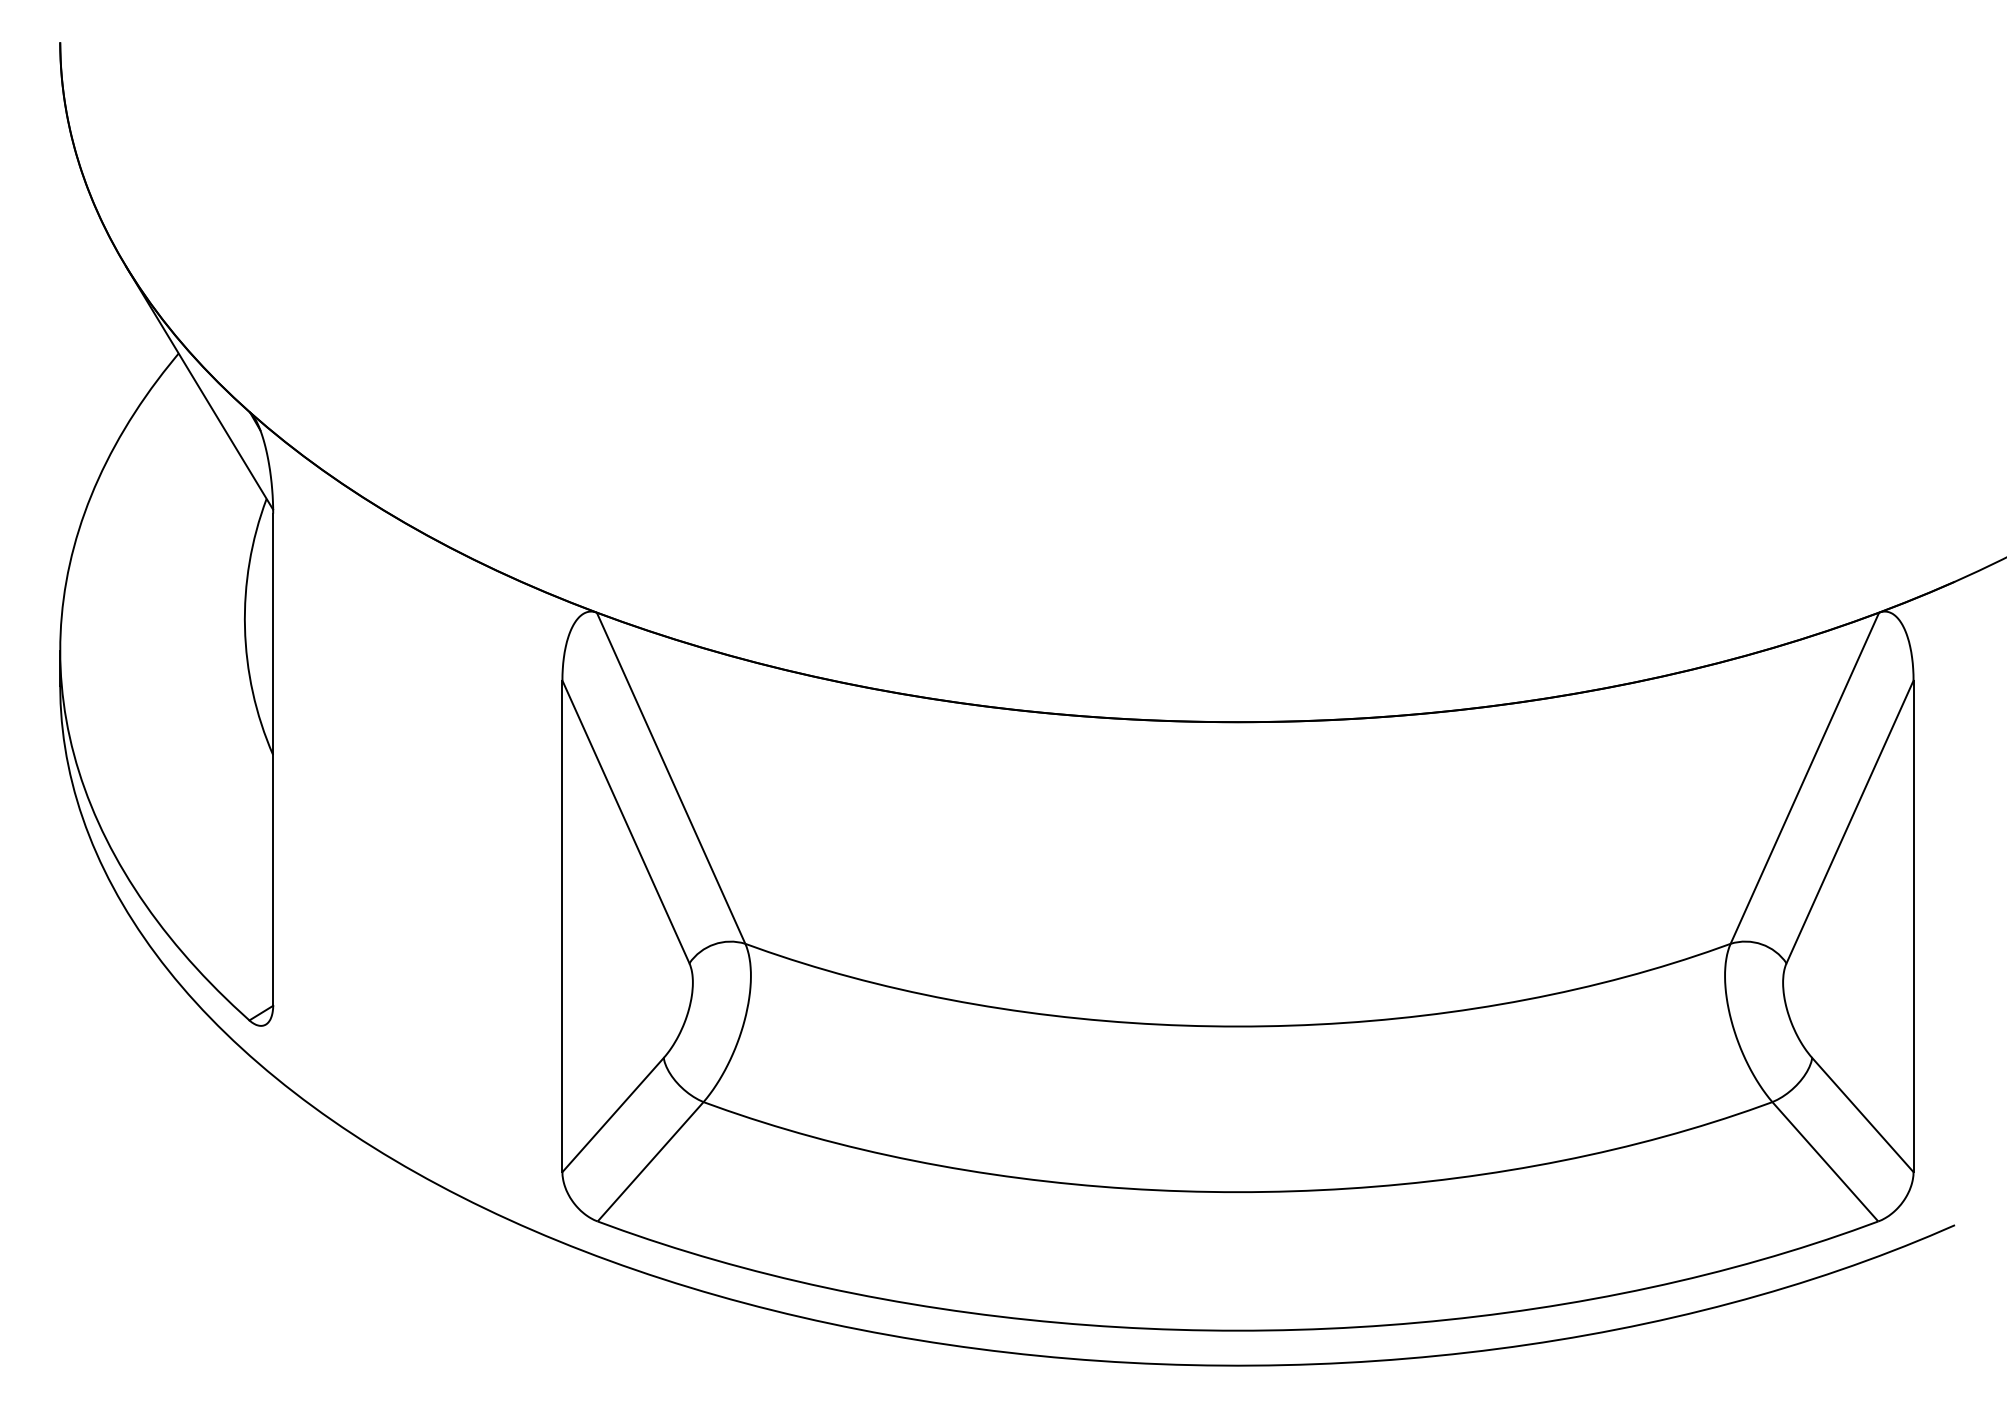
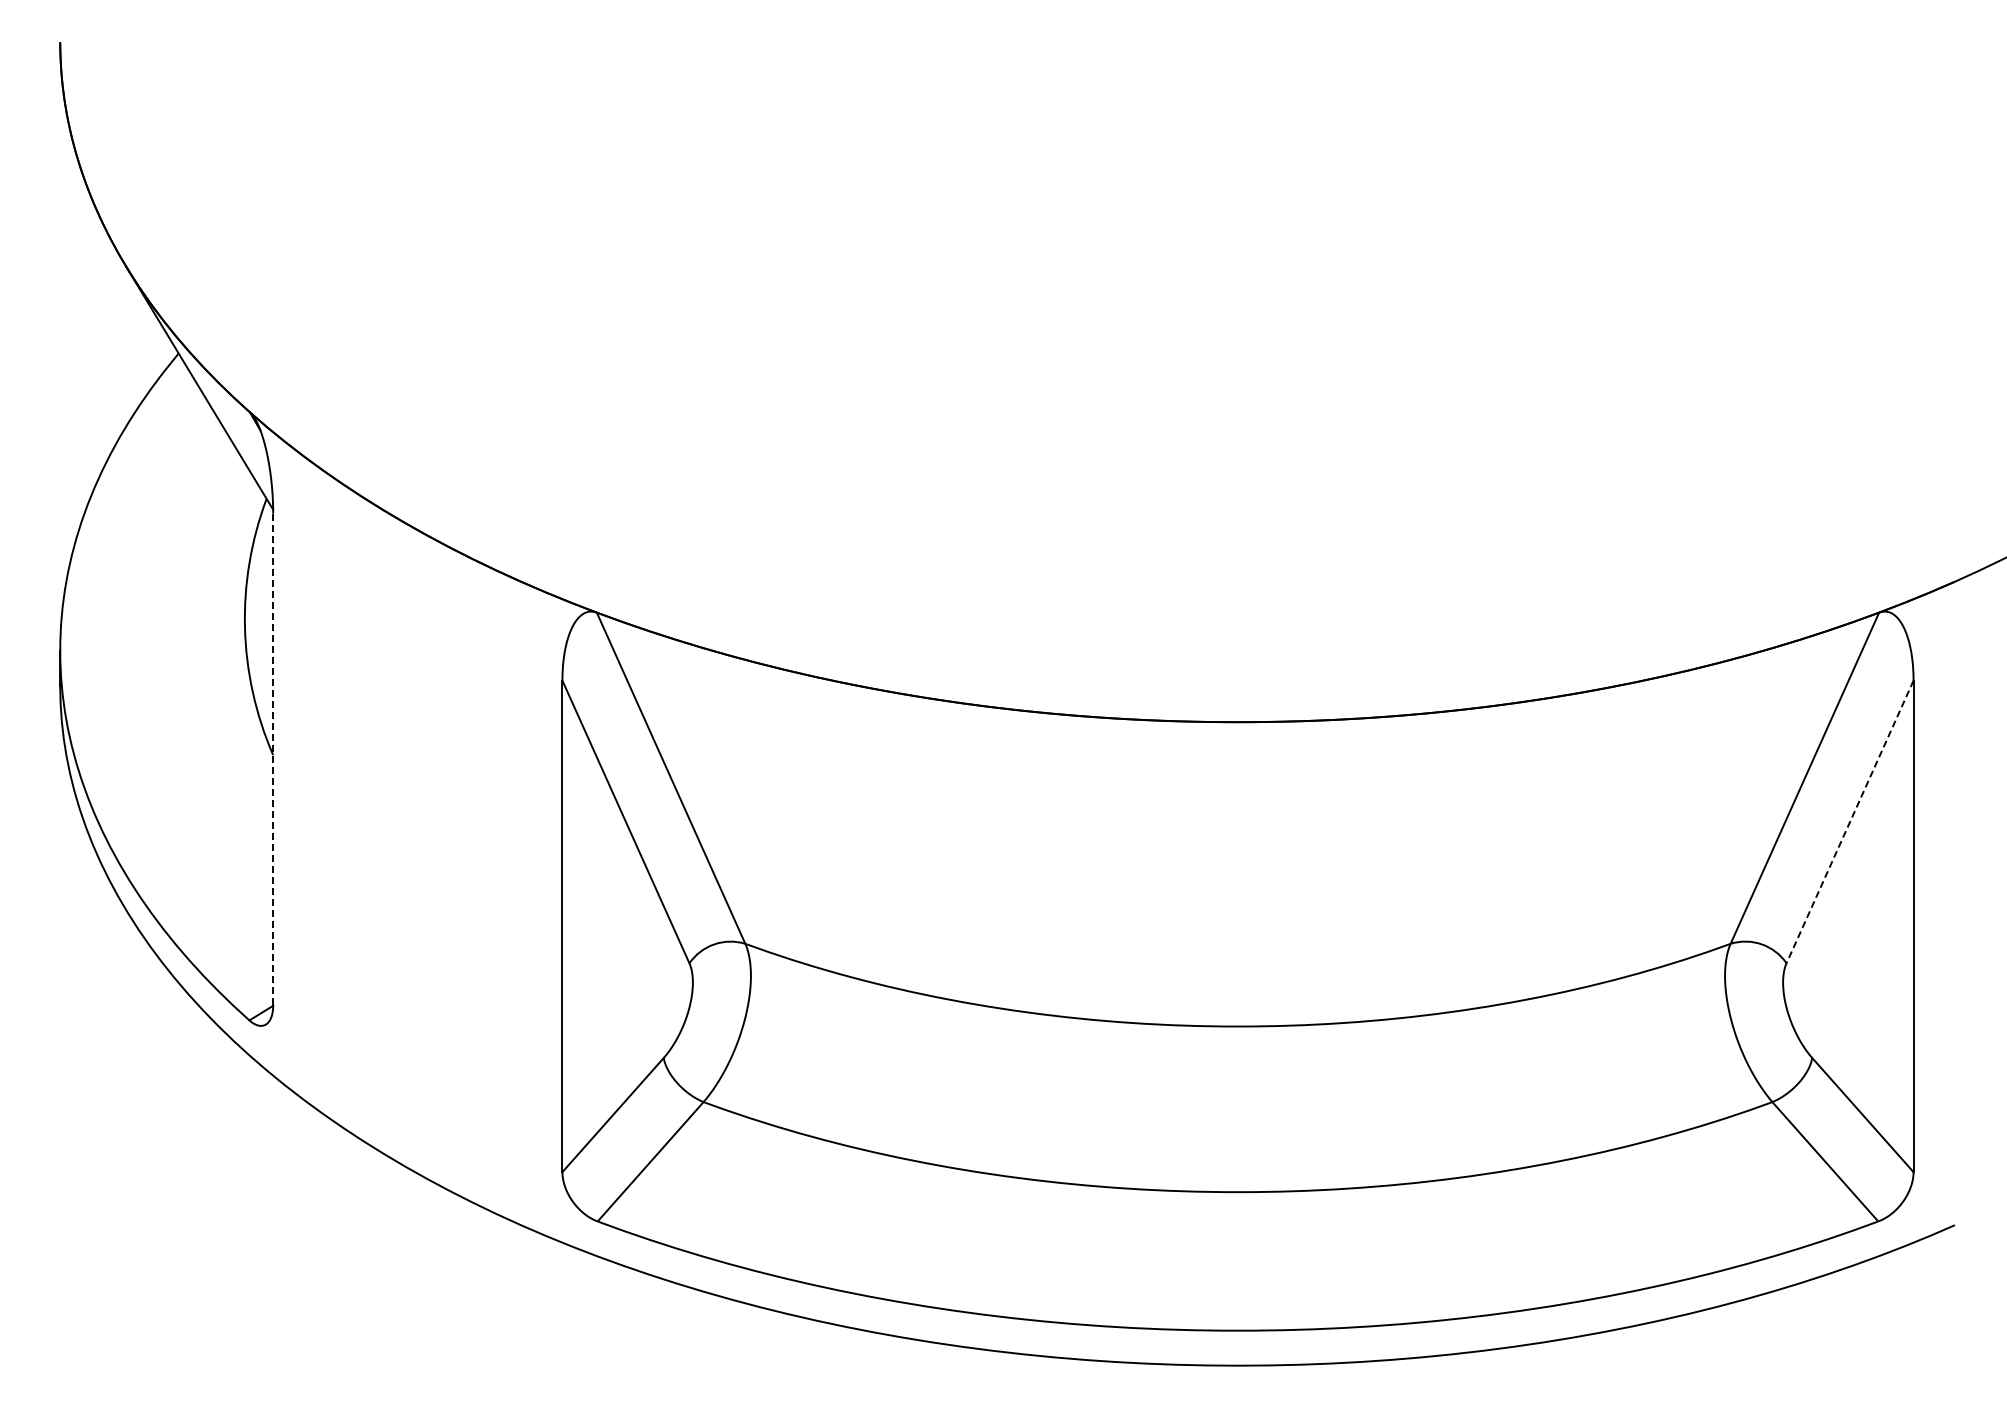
line: solid -> dashed (273, 759)
line: solid -> dashed (1850, 821)
